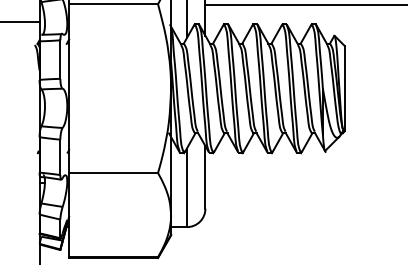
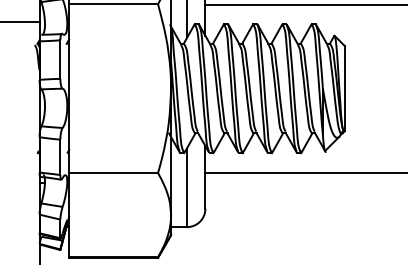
line: none -> present (304, 173)
